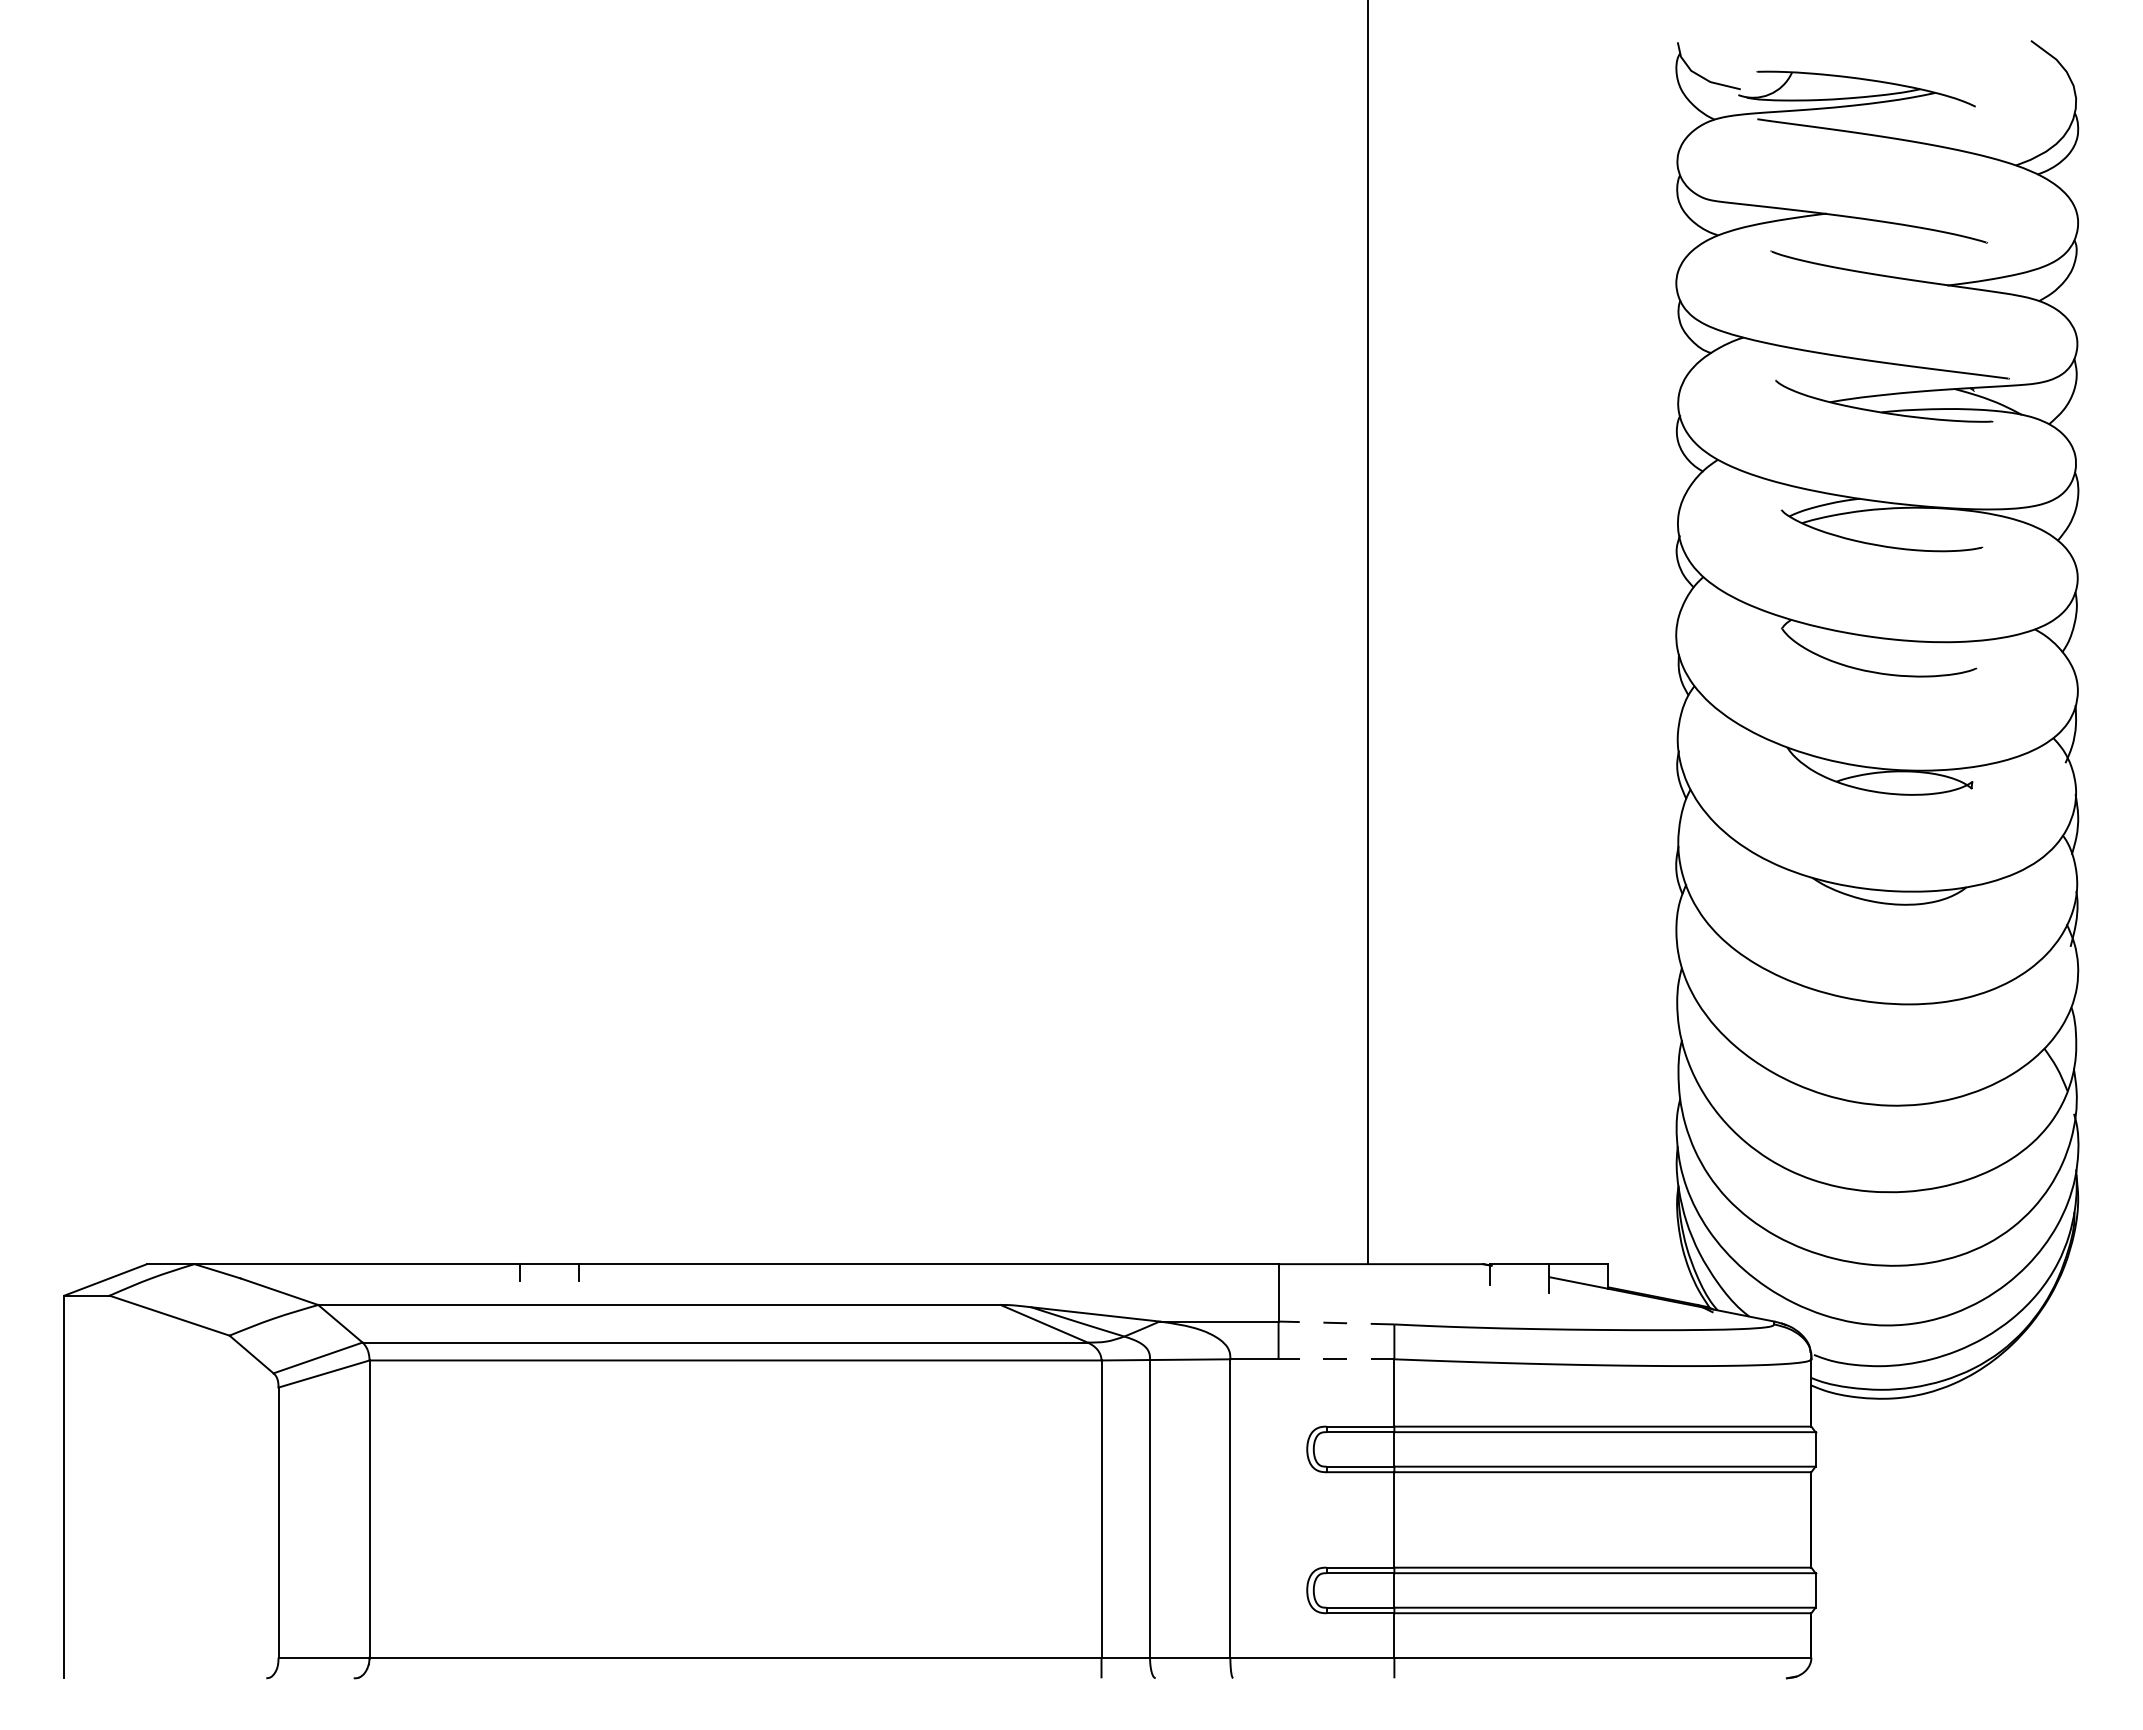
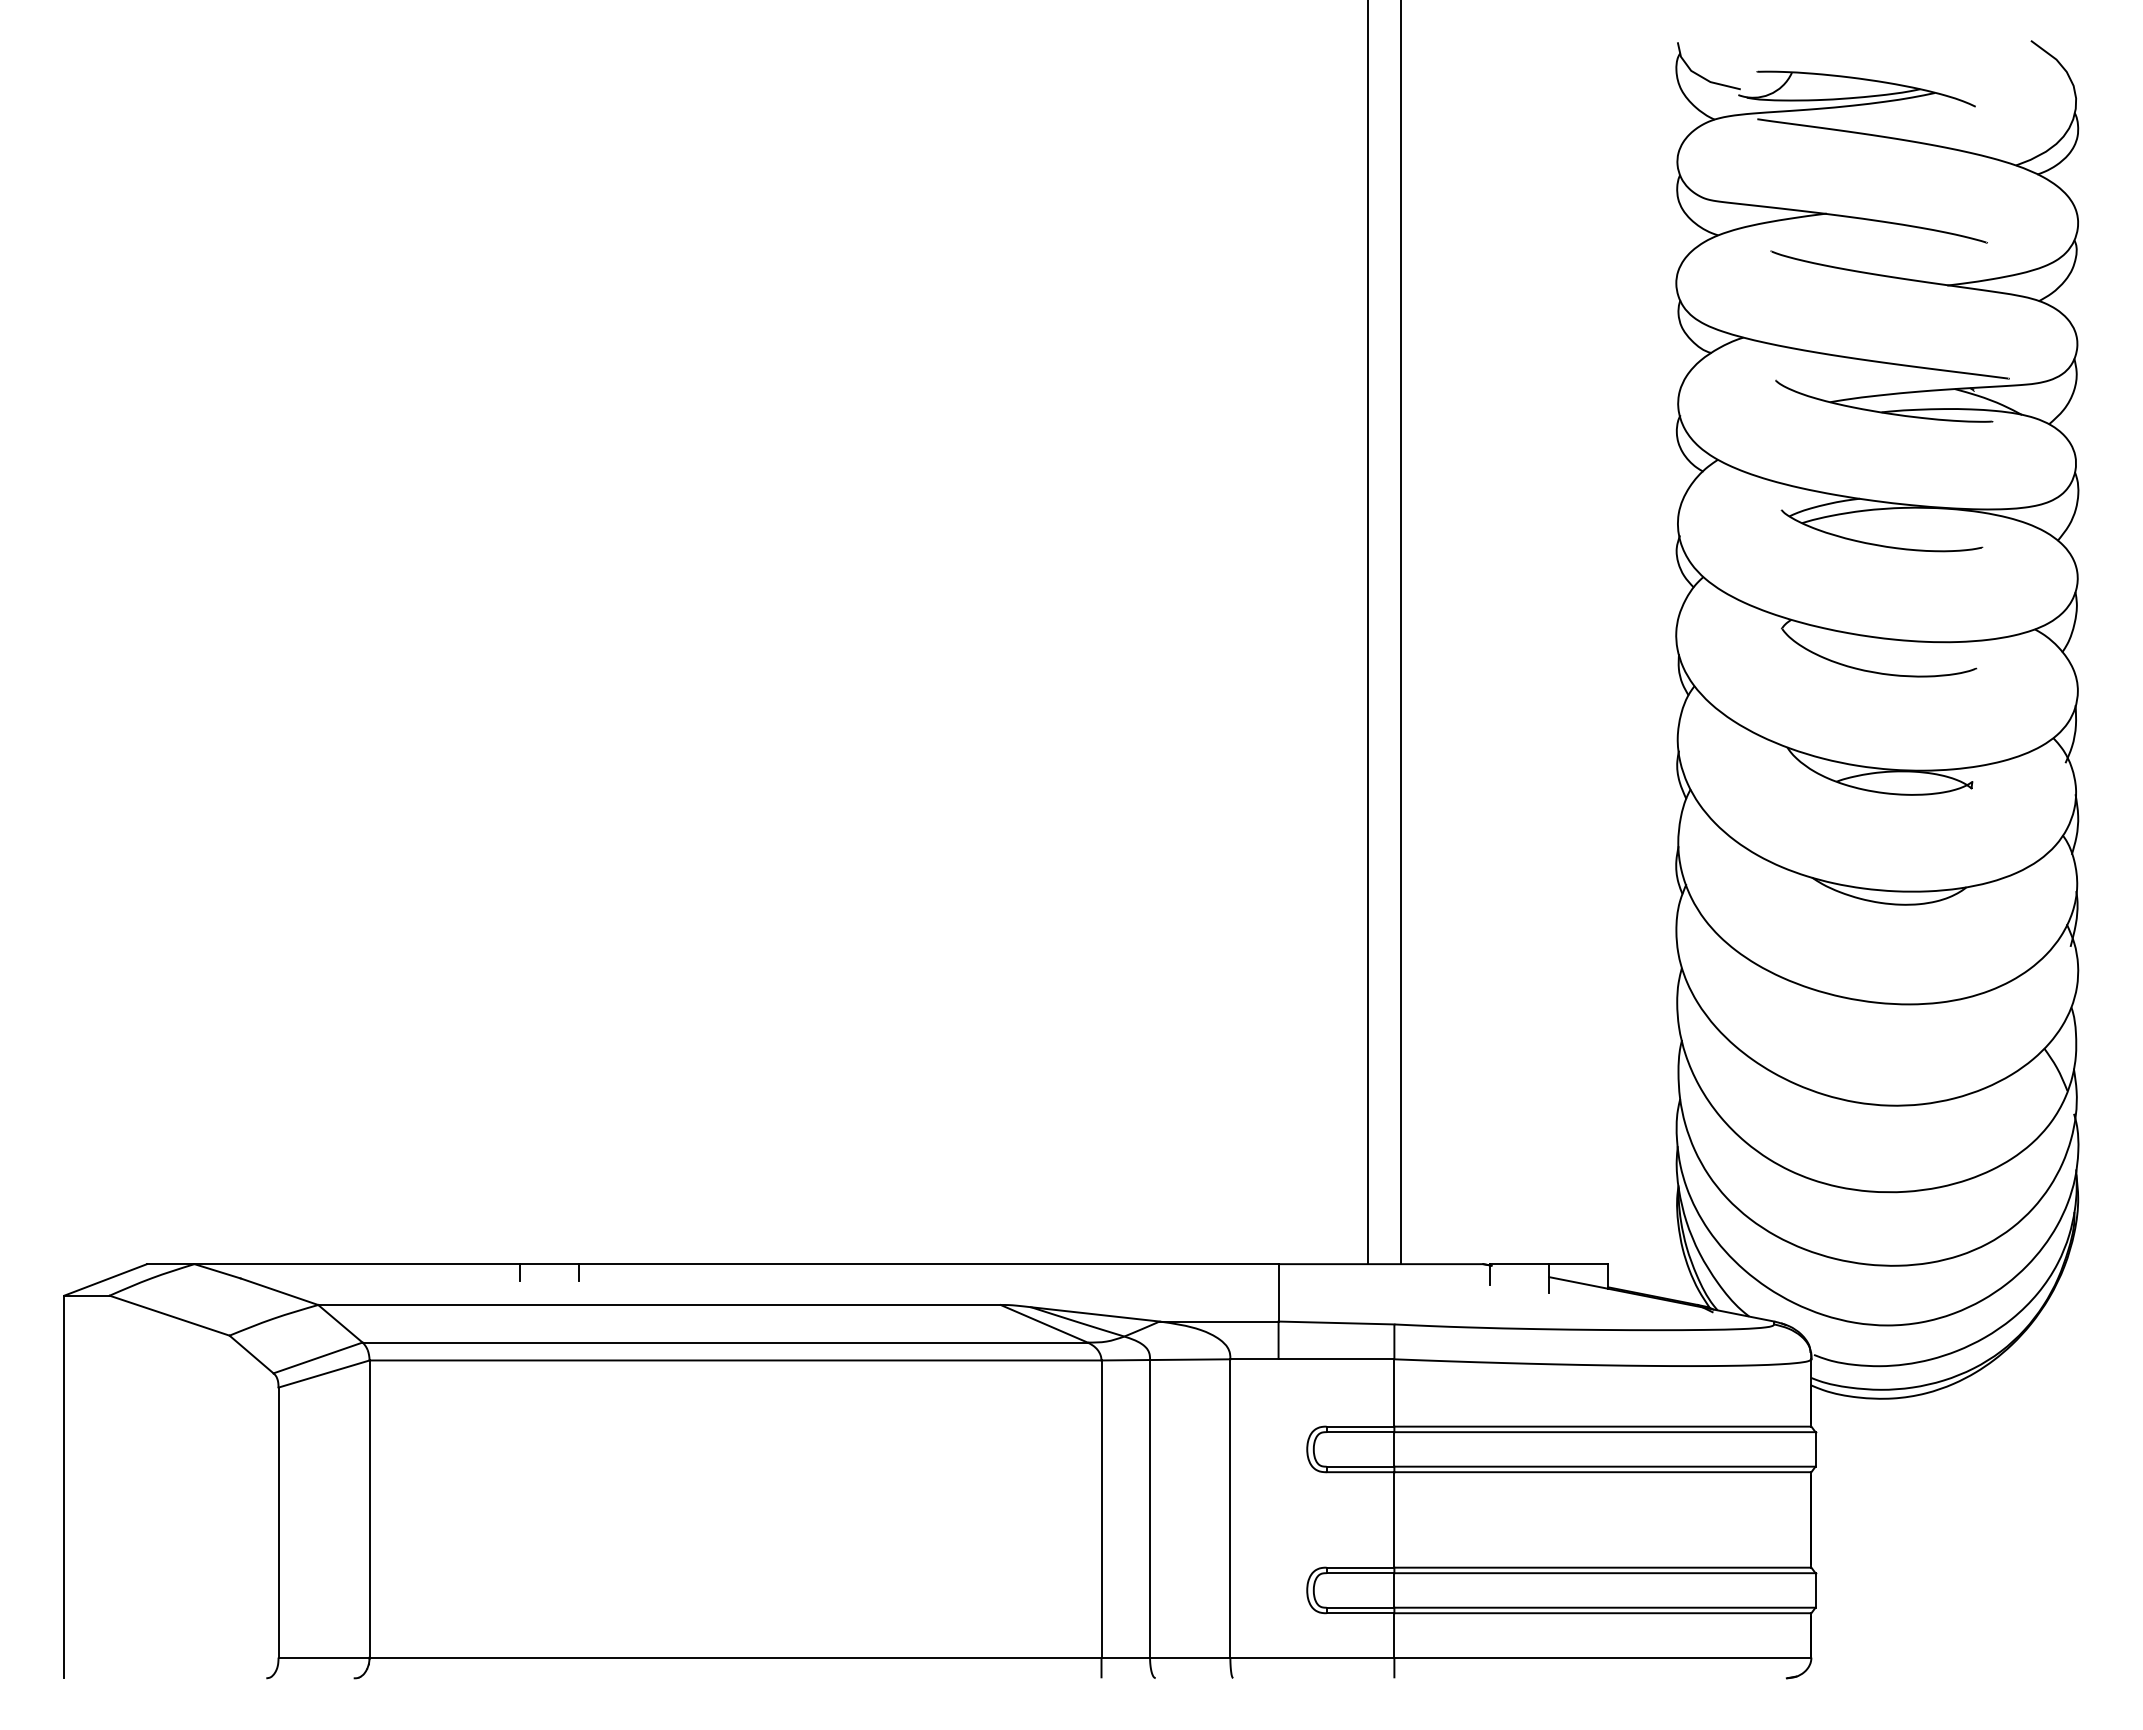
line: none -> present (1401, 633)
line: dashed -> solid (1336, 1323)
line: dashed -> solid (1336, 1359)
